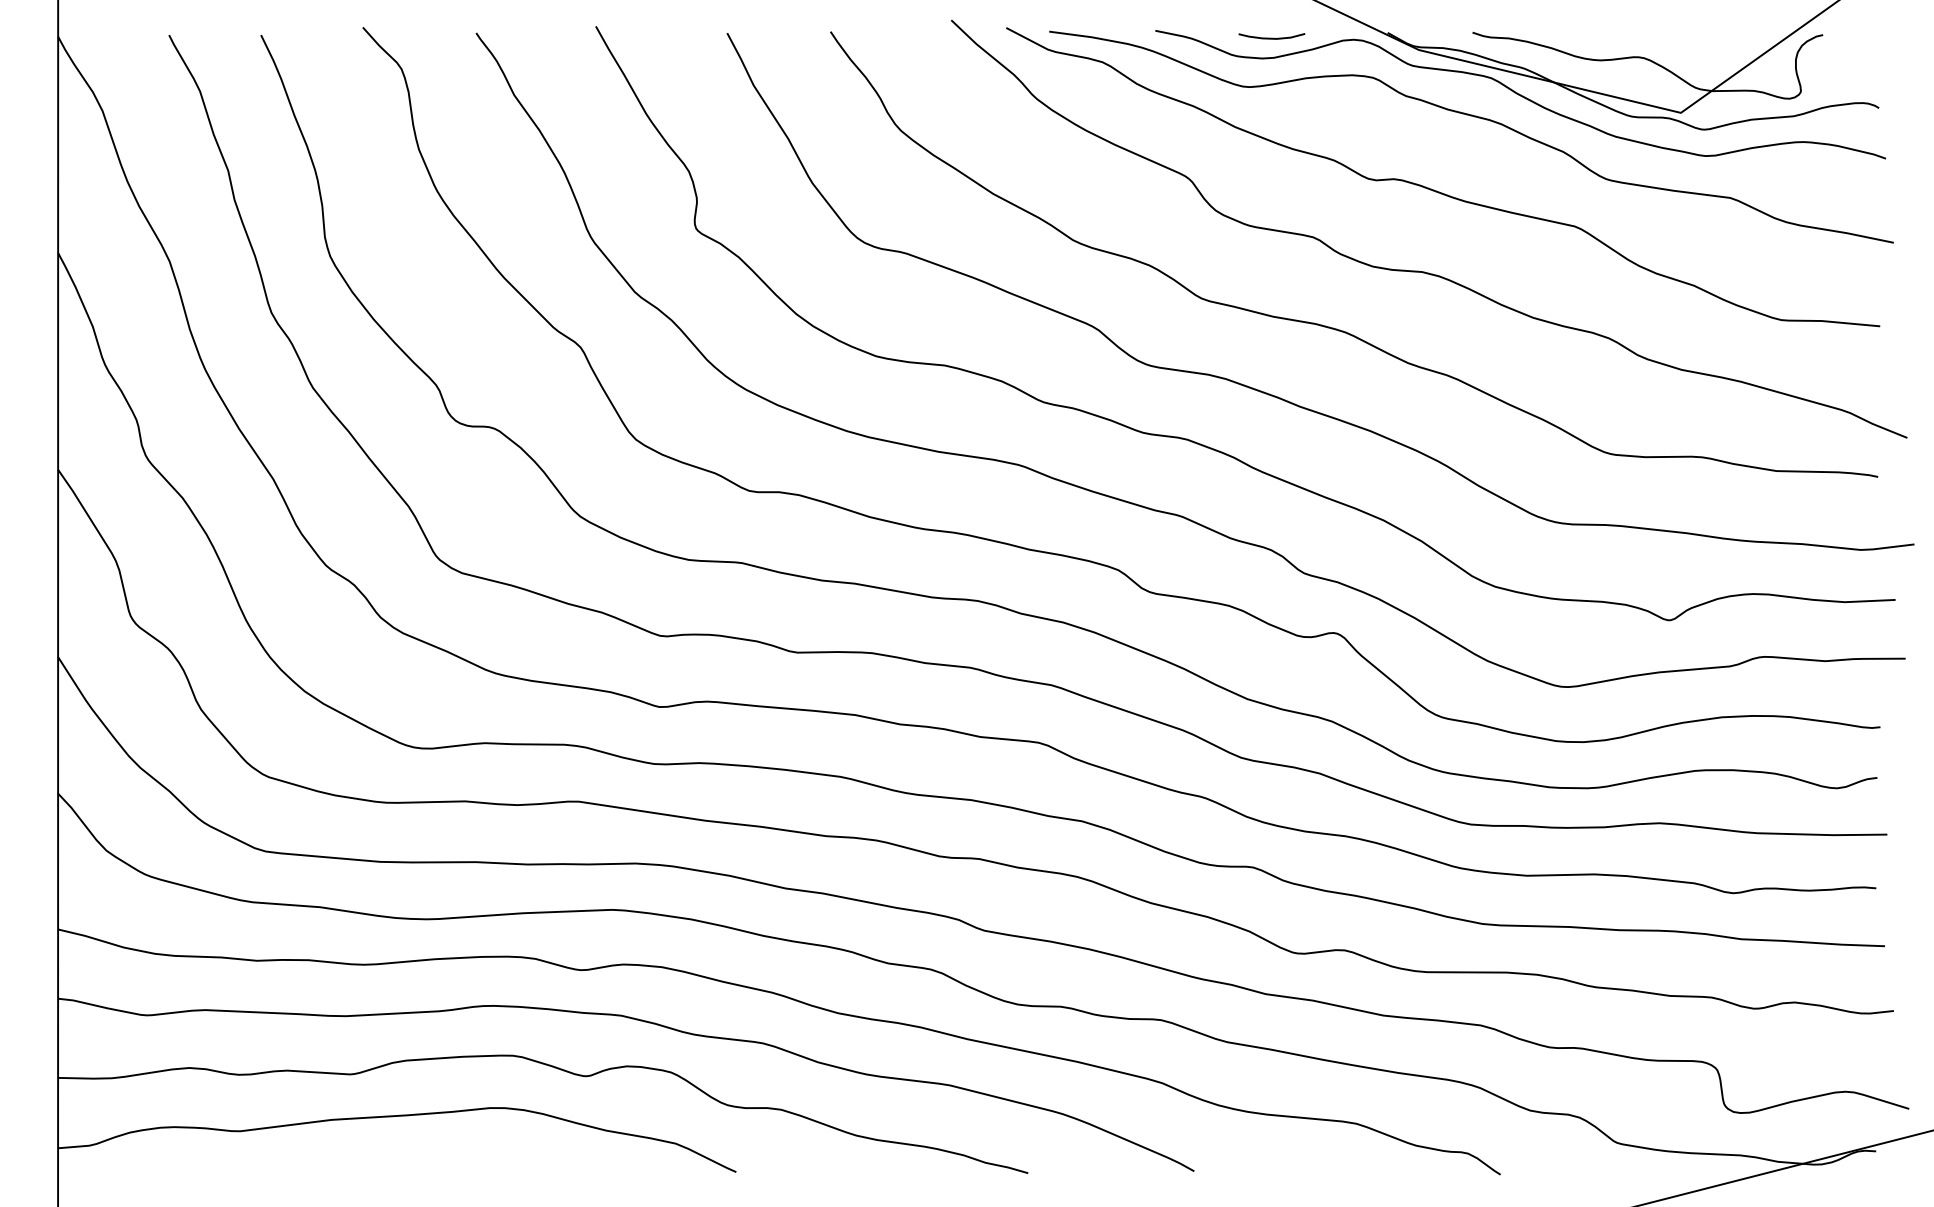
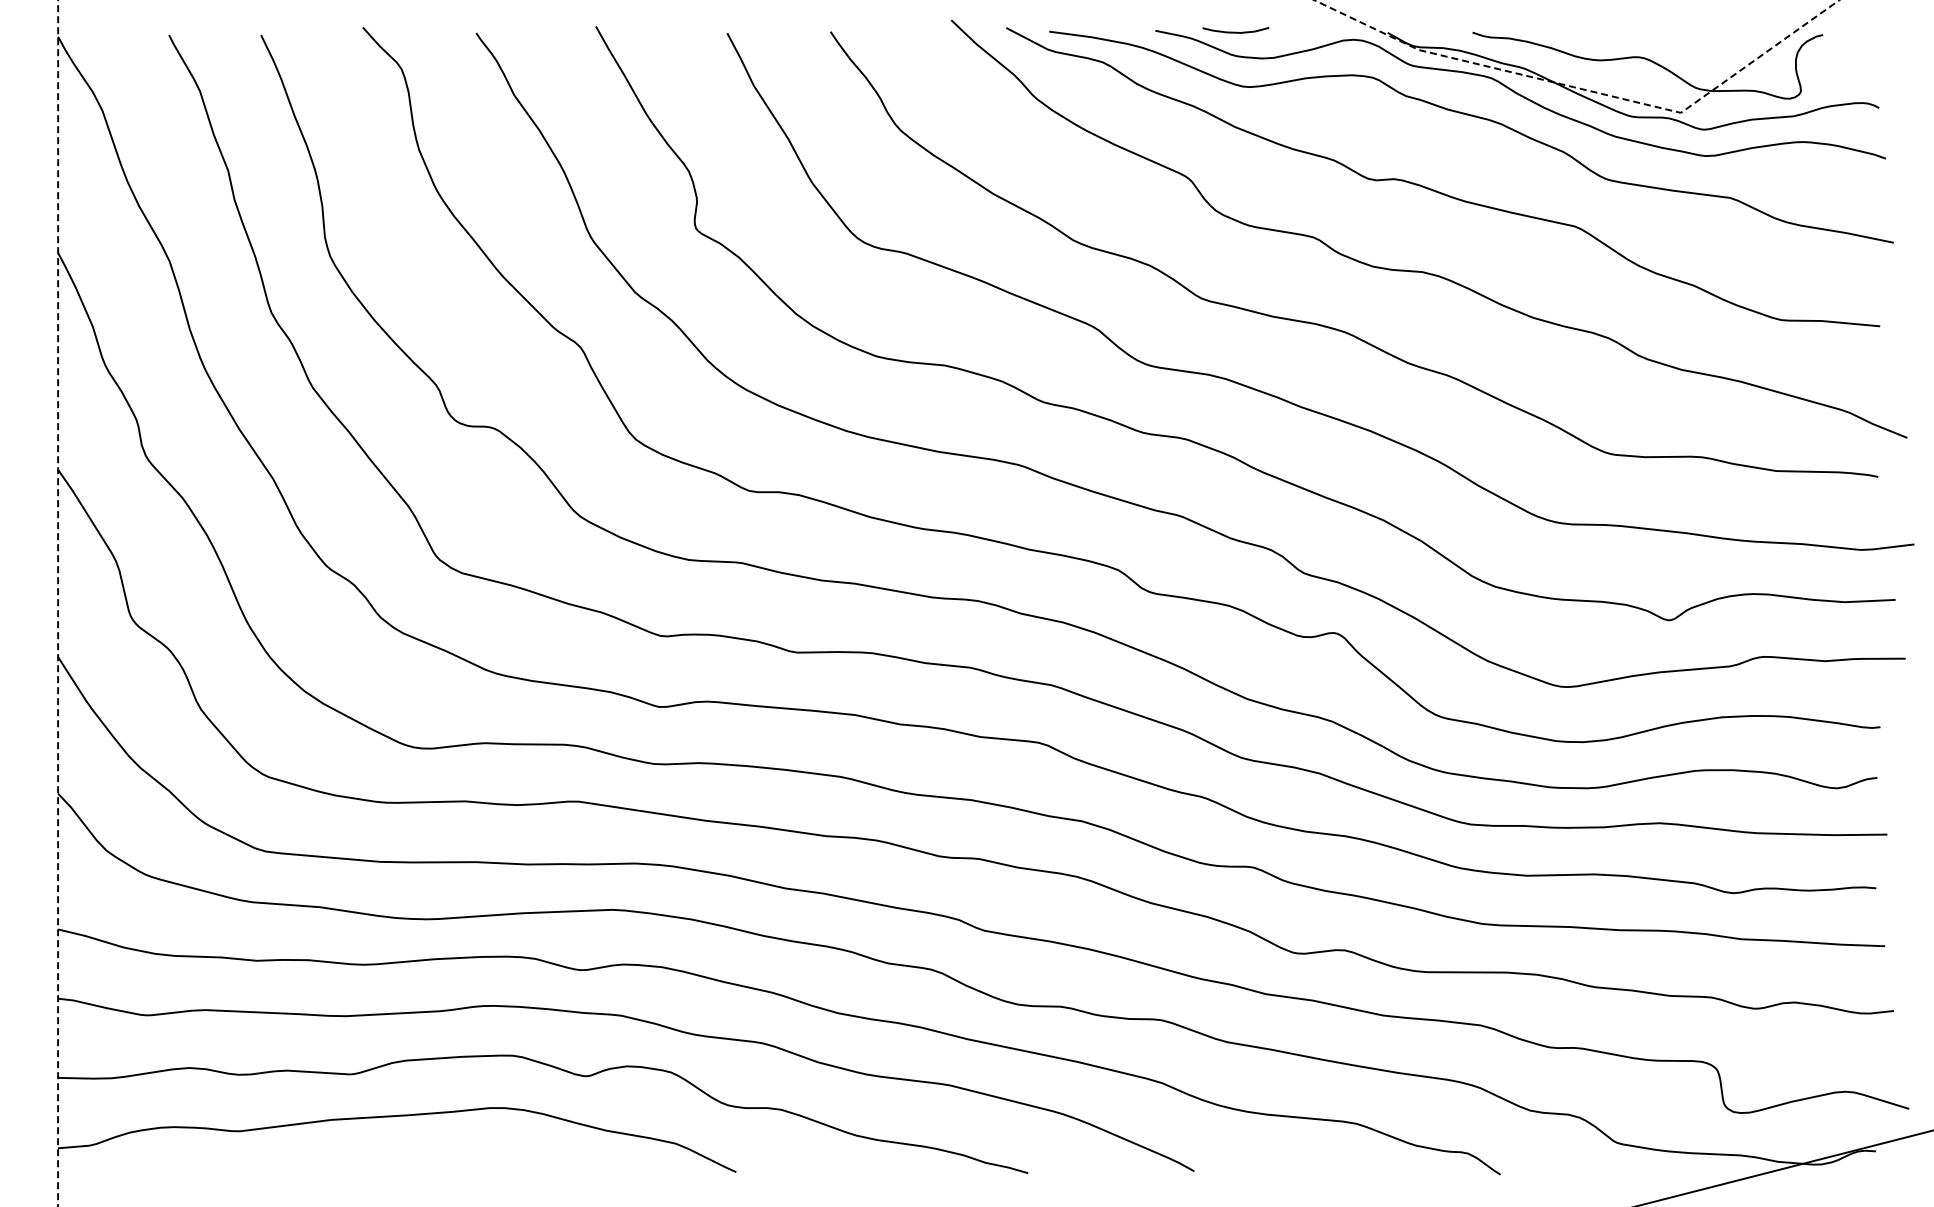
curve position: (1271, 37) -> (1235, 31) (1235, 31)
line: solid -> dashed (1587, 90)
line: solid -> dashed (58, 603)
